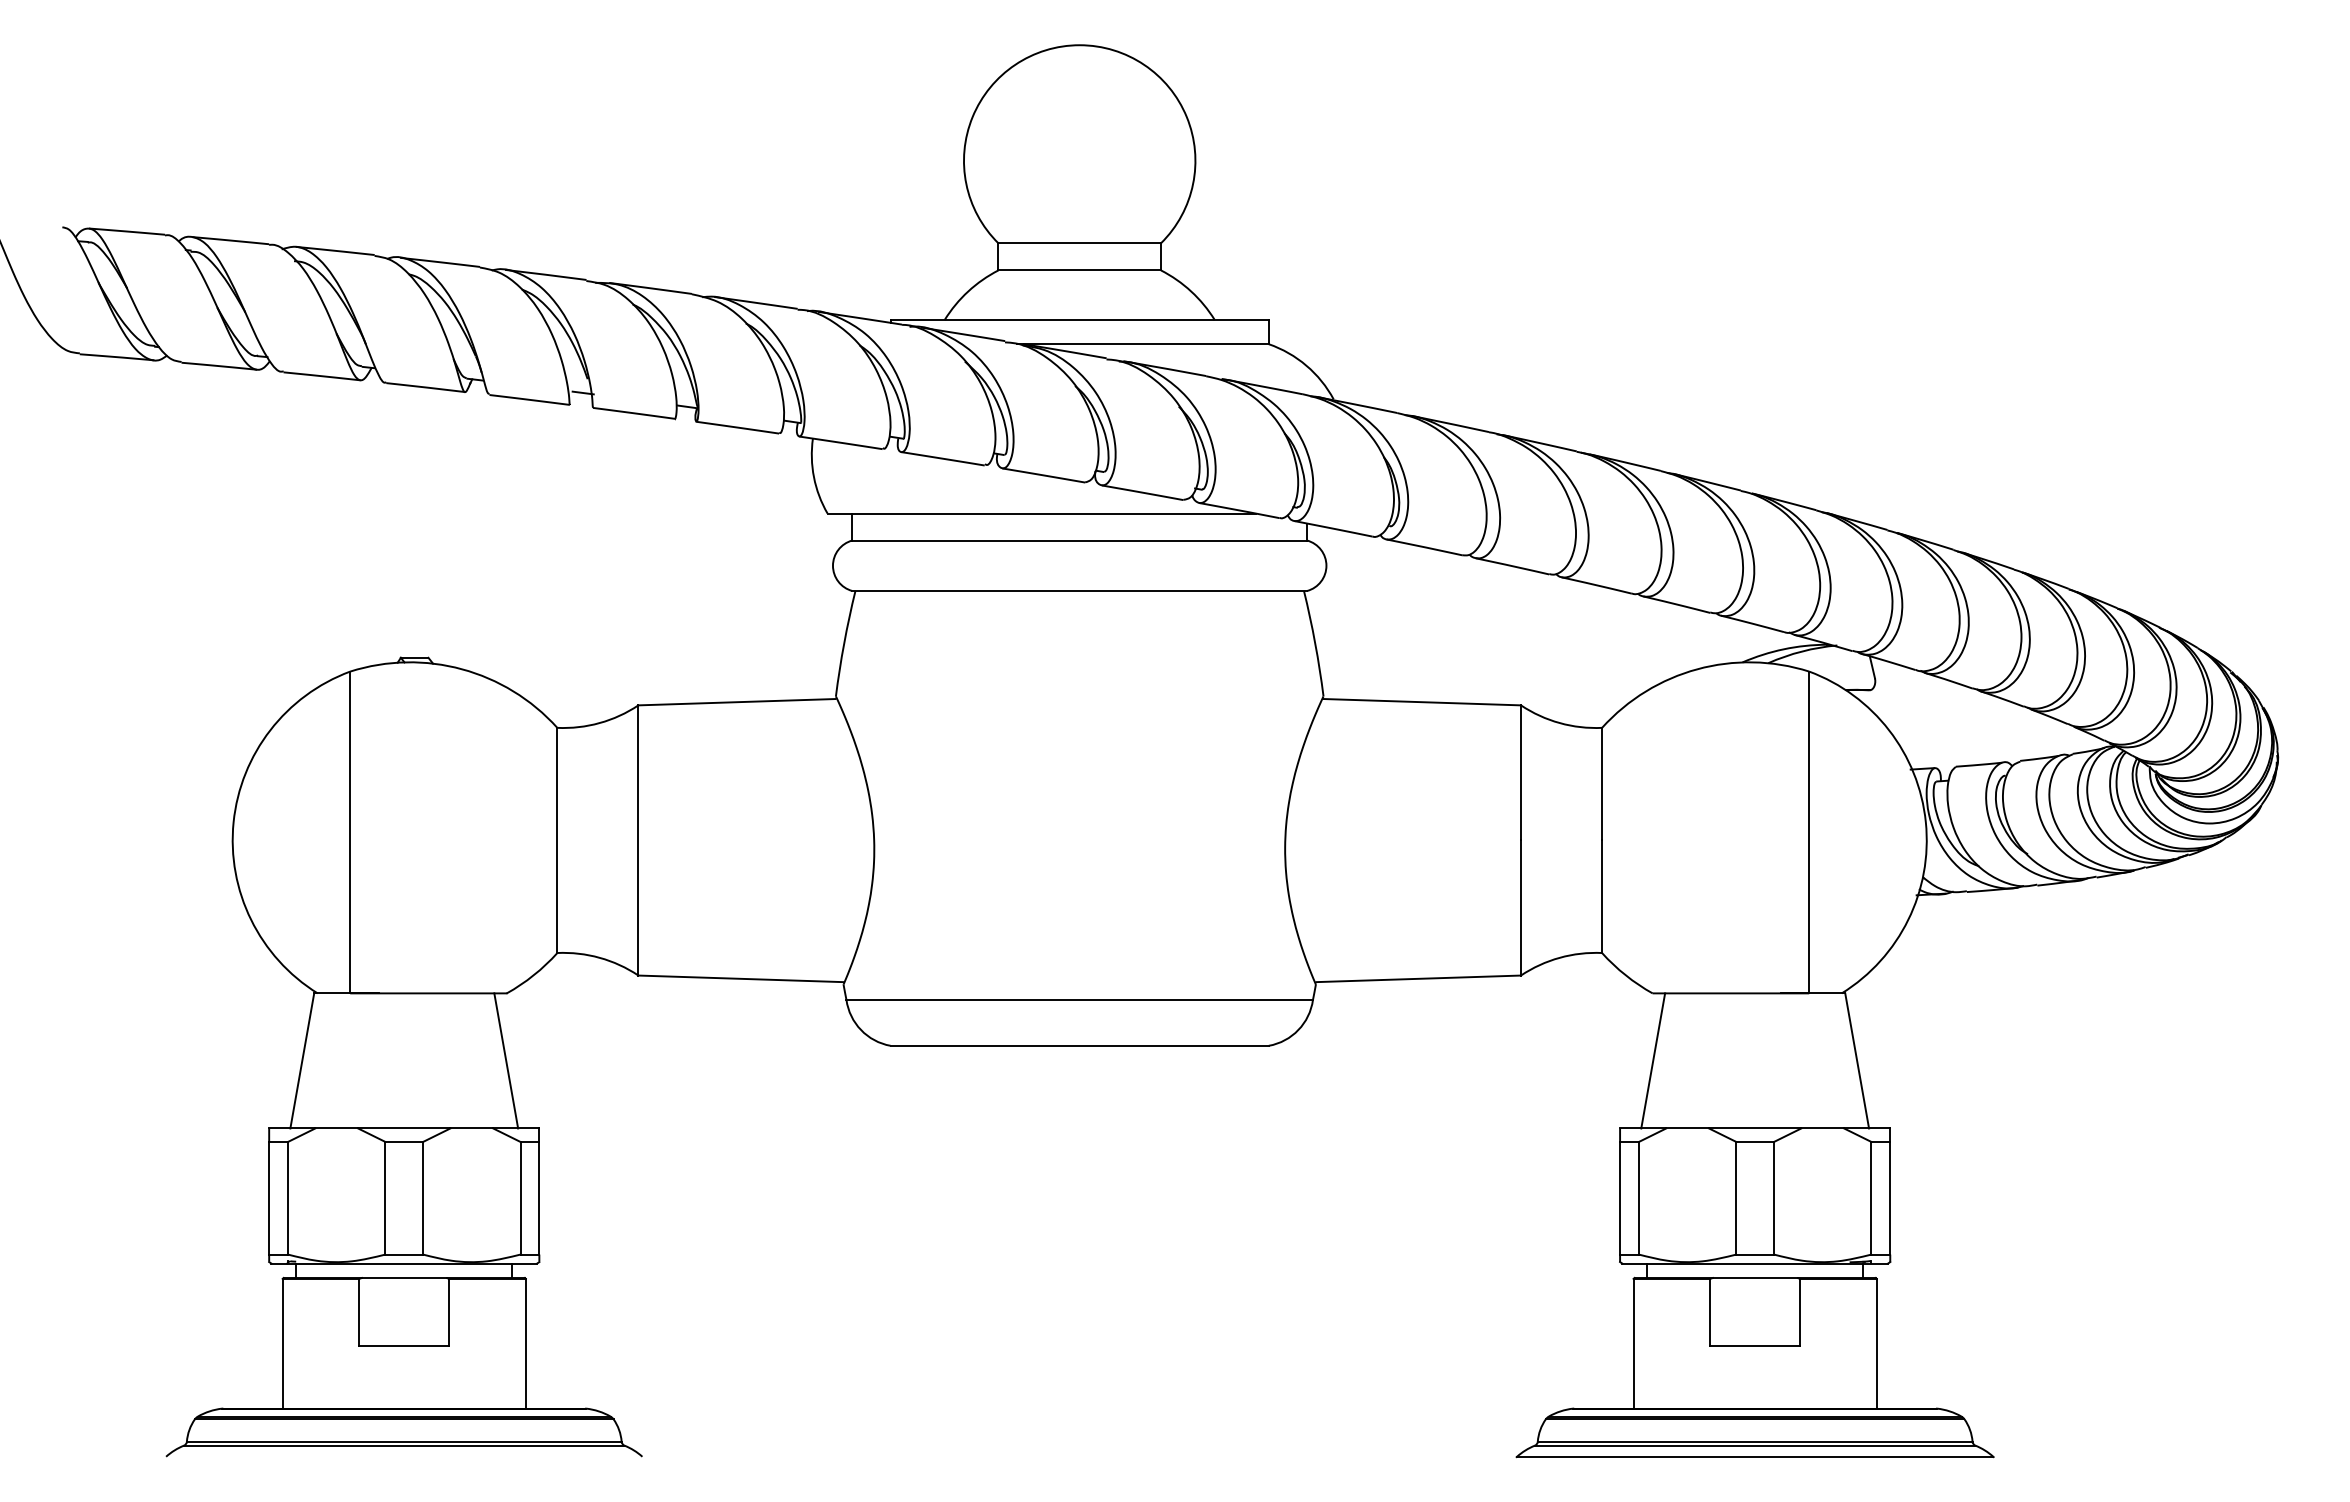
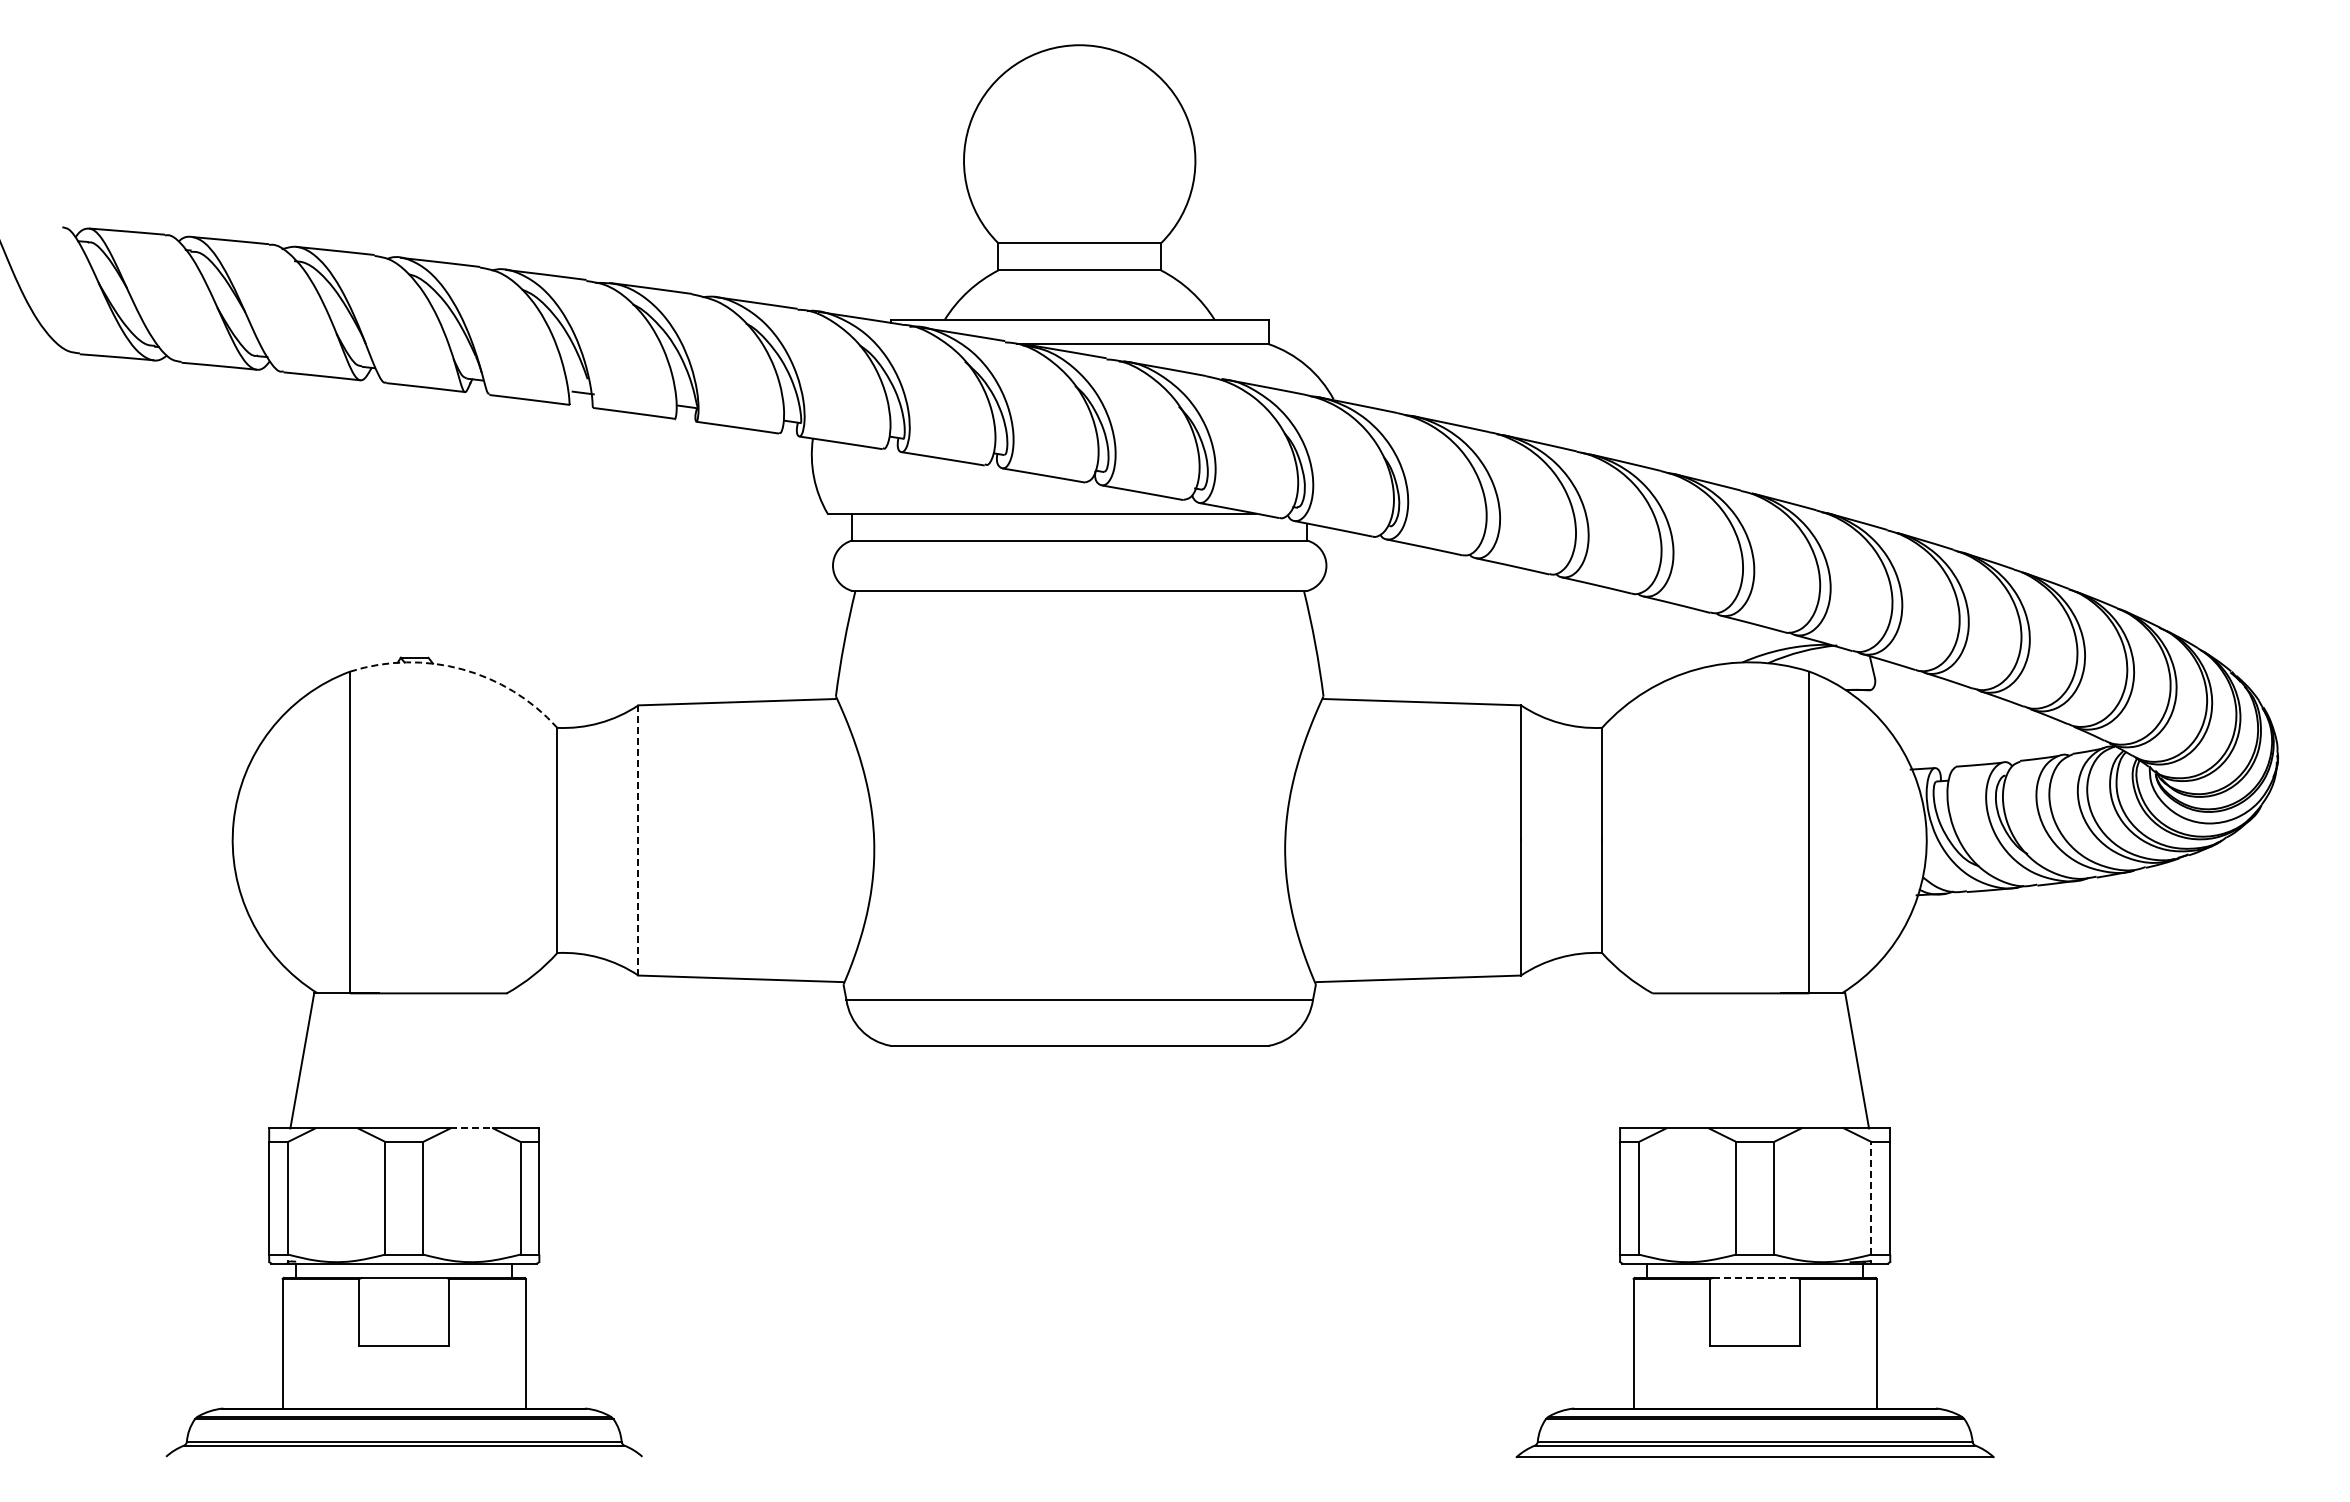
arc: solid -> dashed (462, 669)
line: solid -> dashed (638, 839)
line: present -> none (506, 1060)
line: present -> none (1653, 1060)
line: solid -> dashed (472, 1128)
line: solid -> dashed (1871, 1197)
line: solid -> dashed (1755, 1277)
